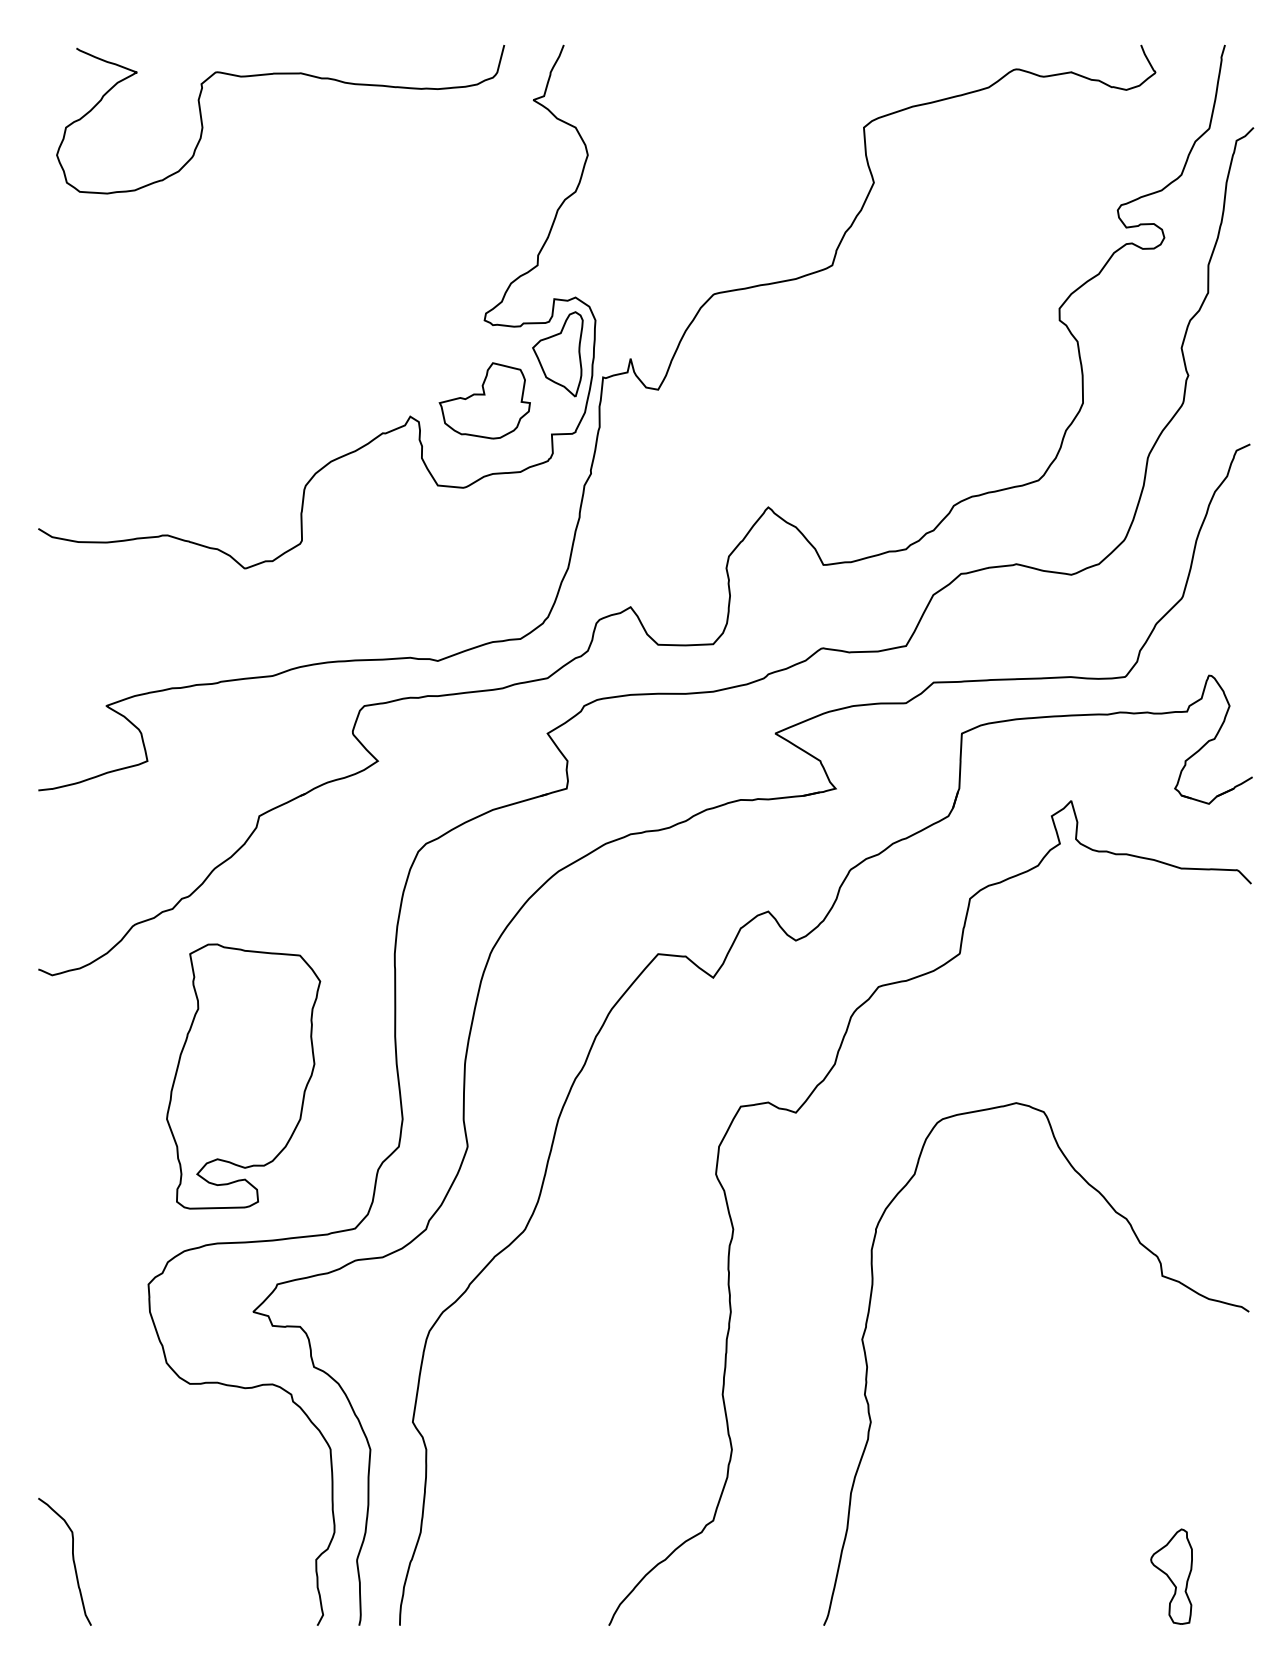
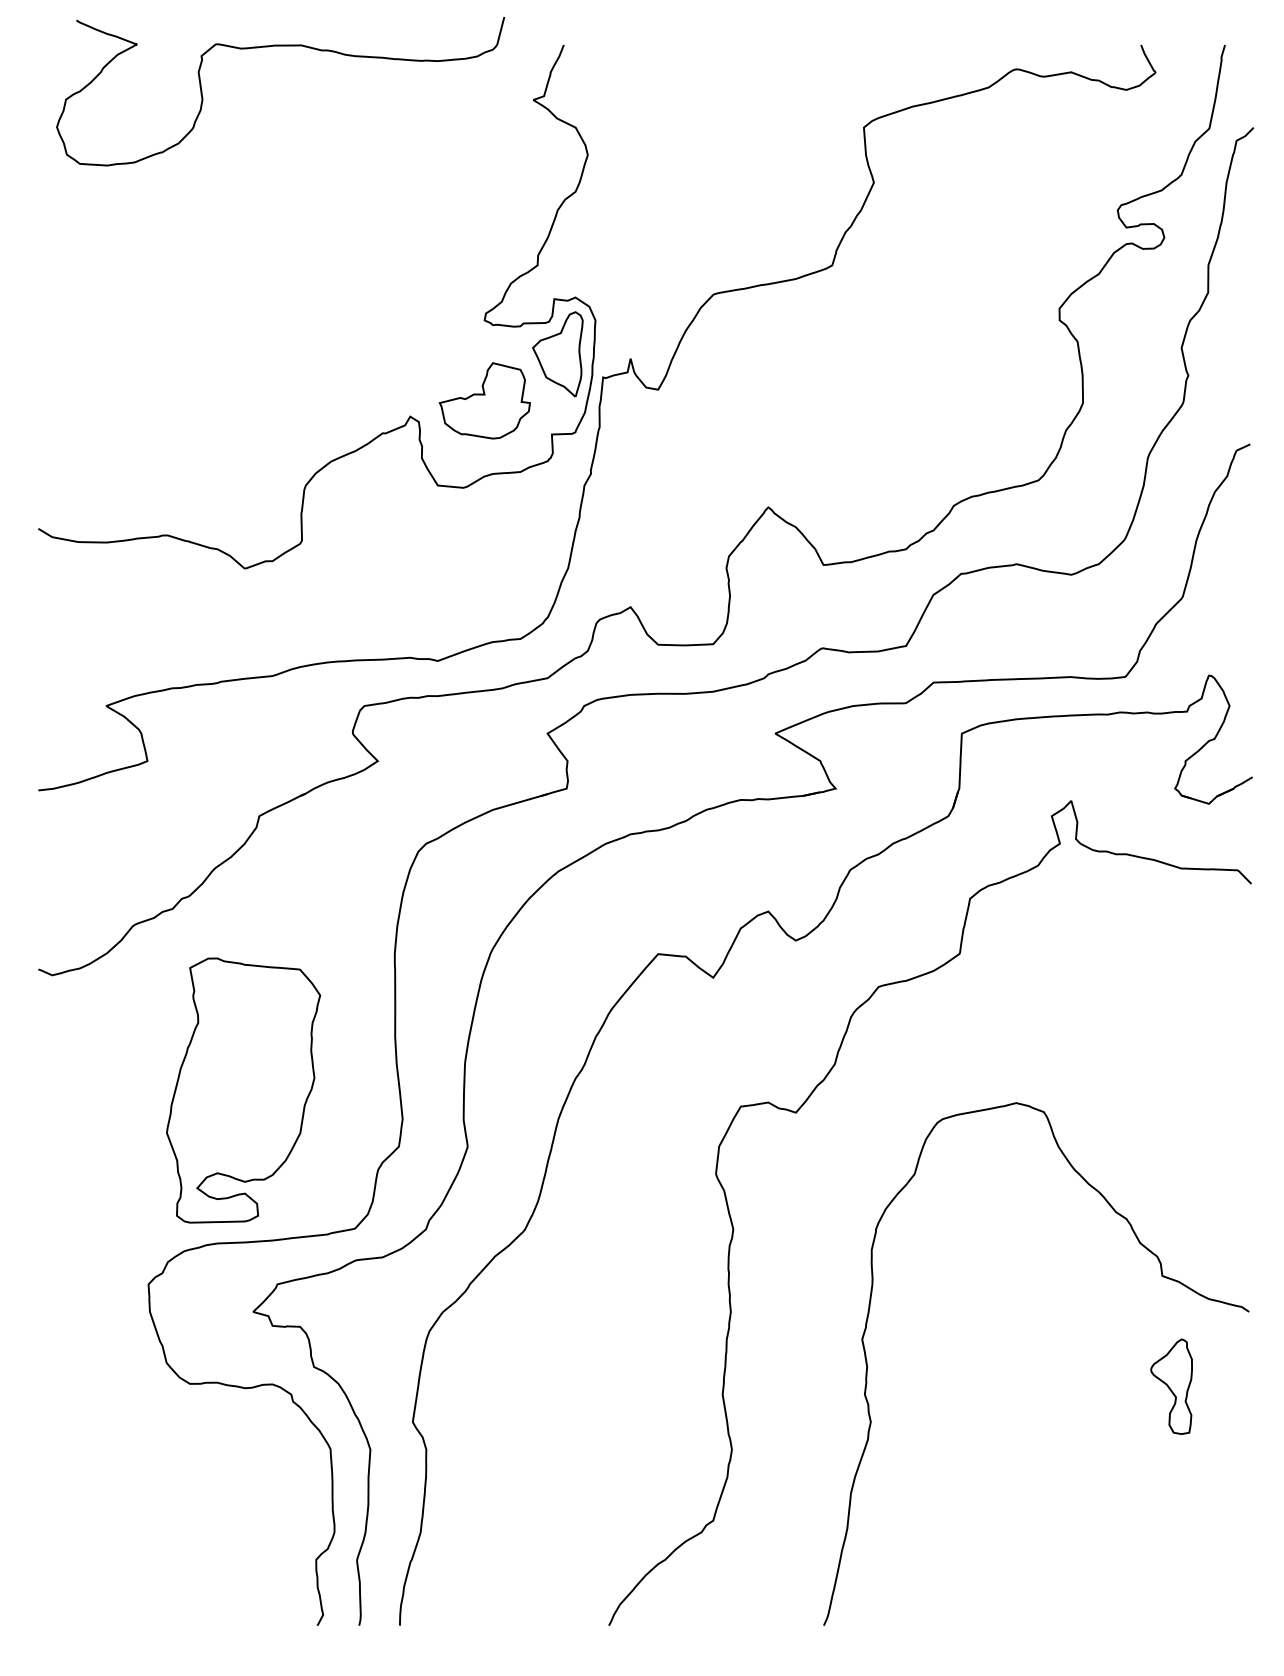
curve position: (280, 74) -> (280, 46) (280, 46)
part position: (243, 1076) -> (243, 1090) (243, 1090)
curve: present -> none (72, 1560)
part position: (1171, 1576) -> (1171, 1386) (1171, 1386)
